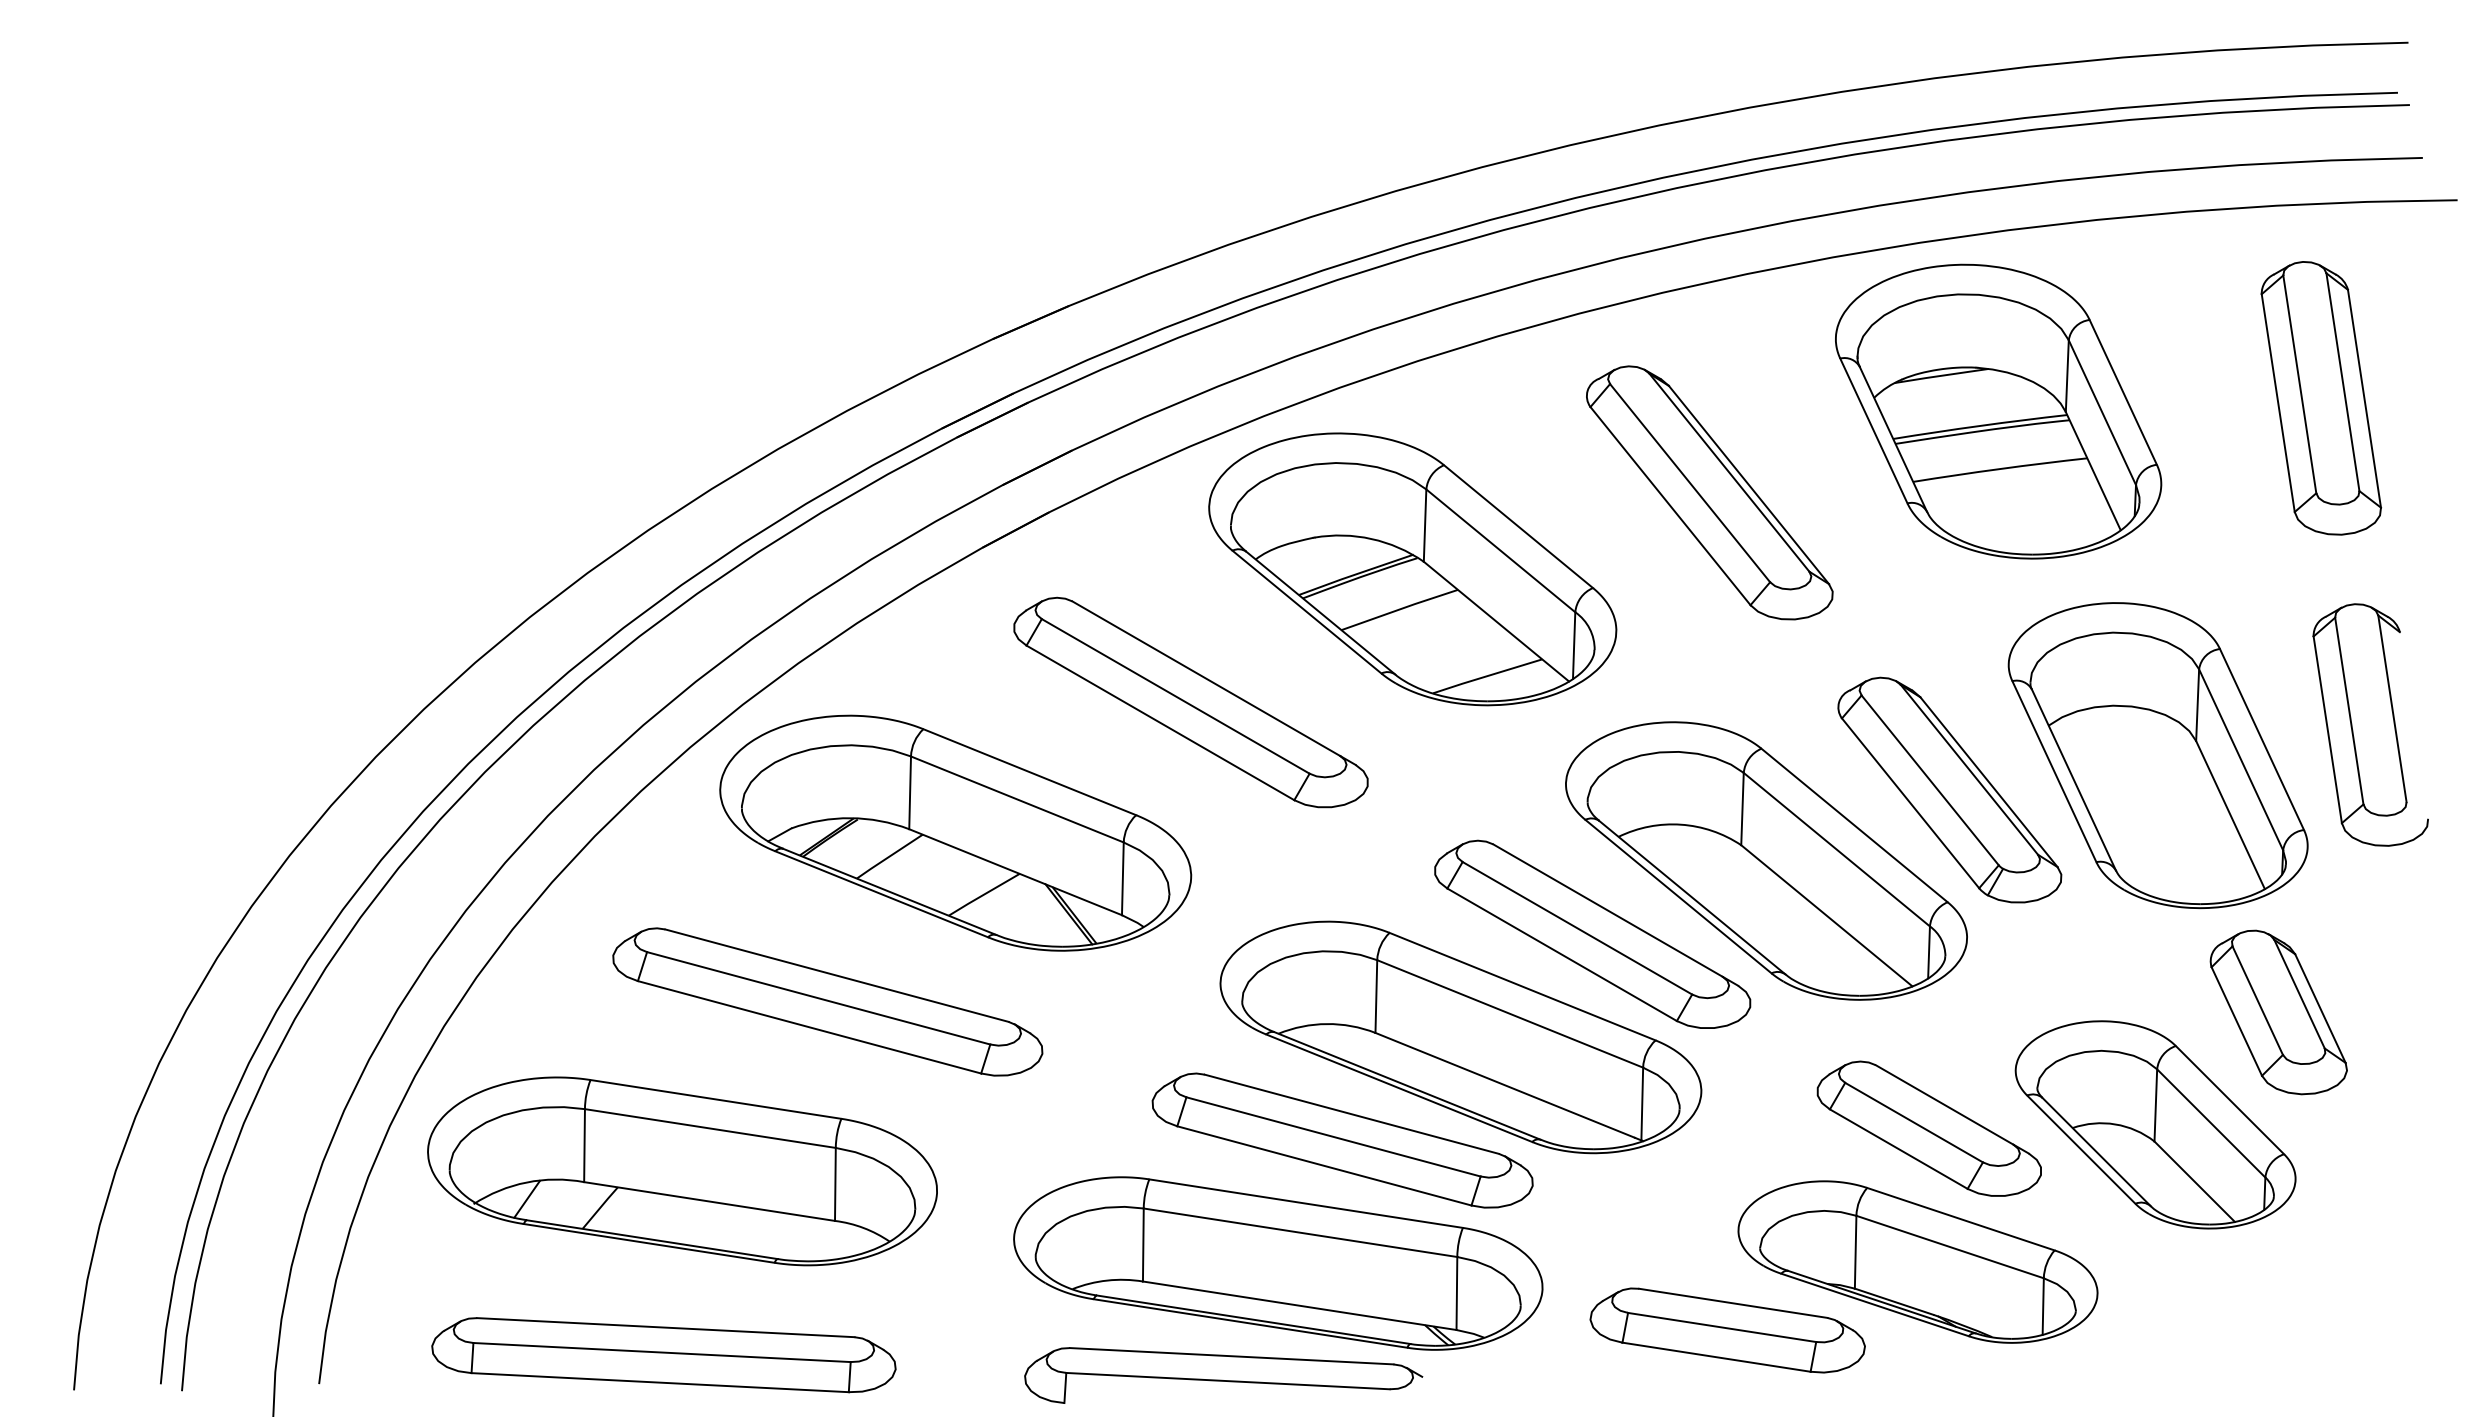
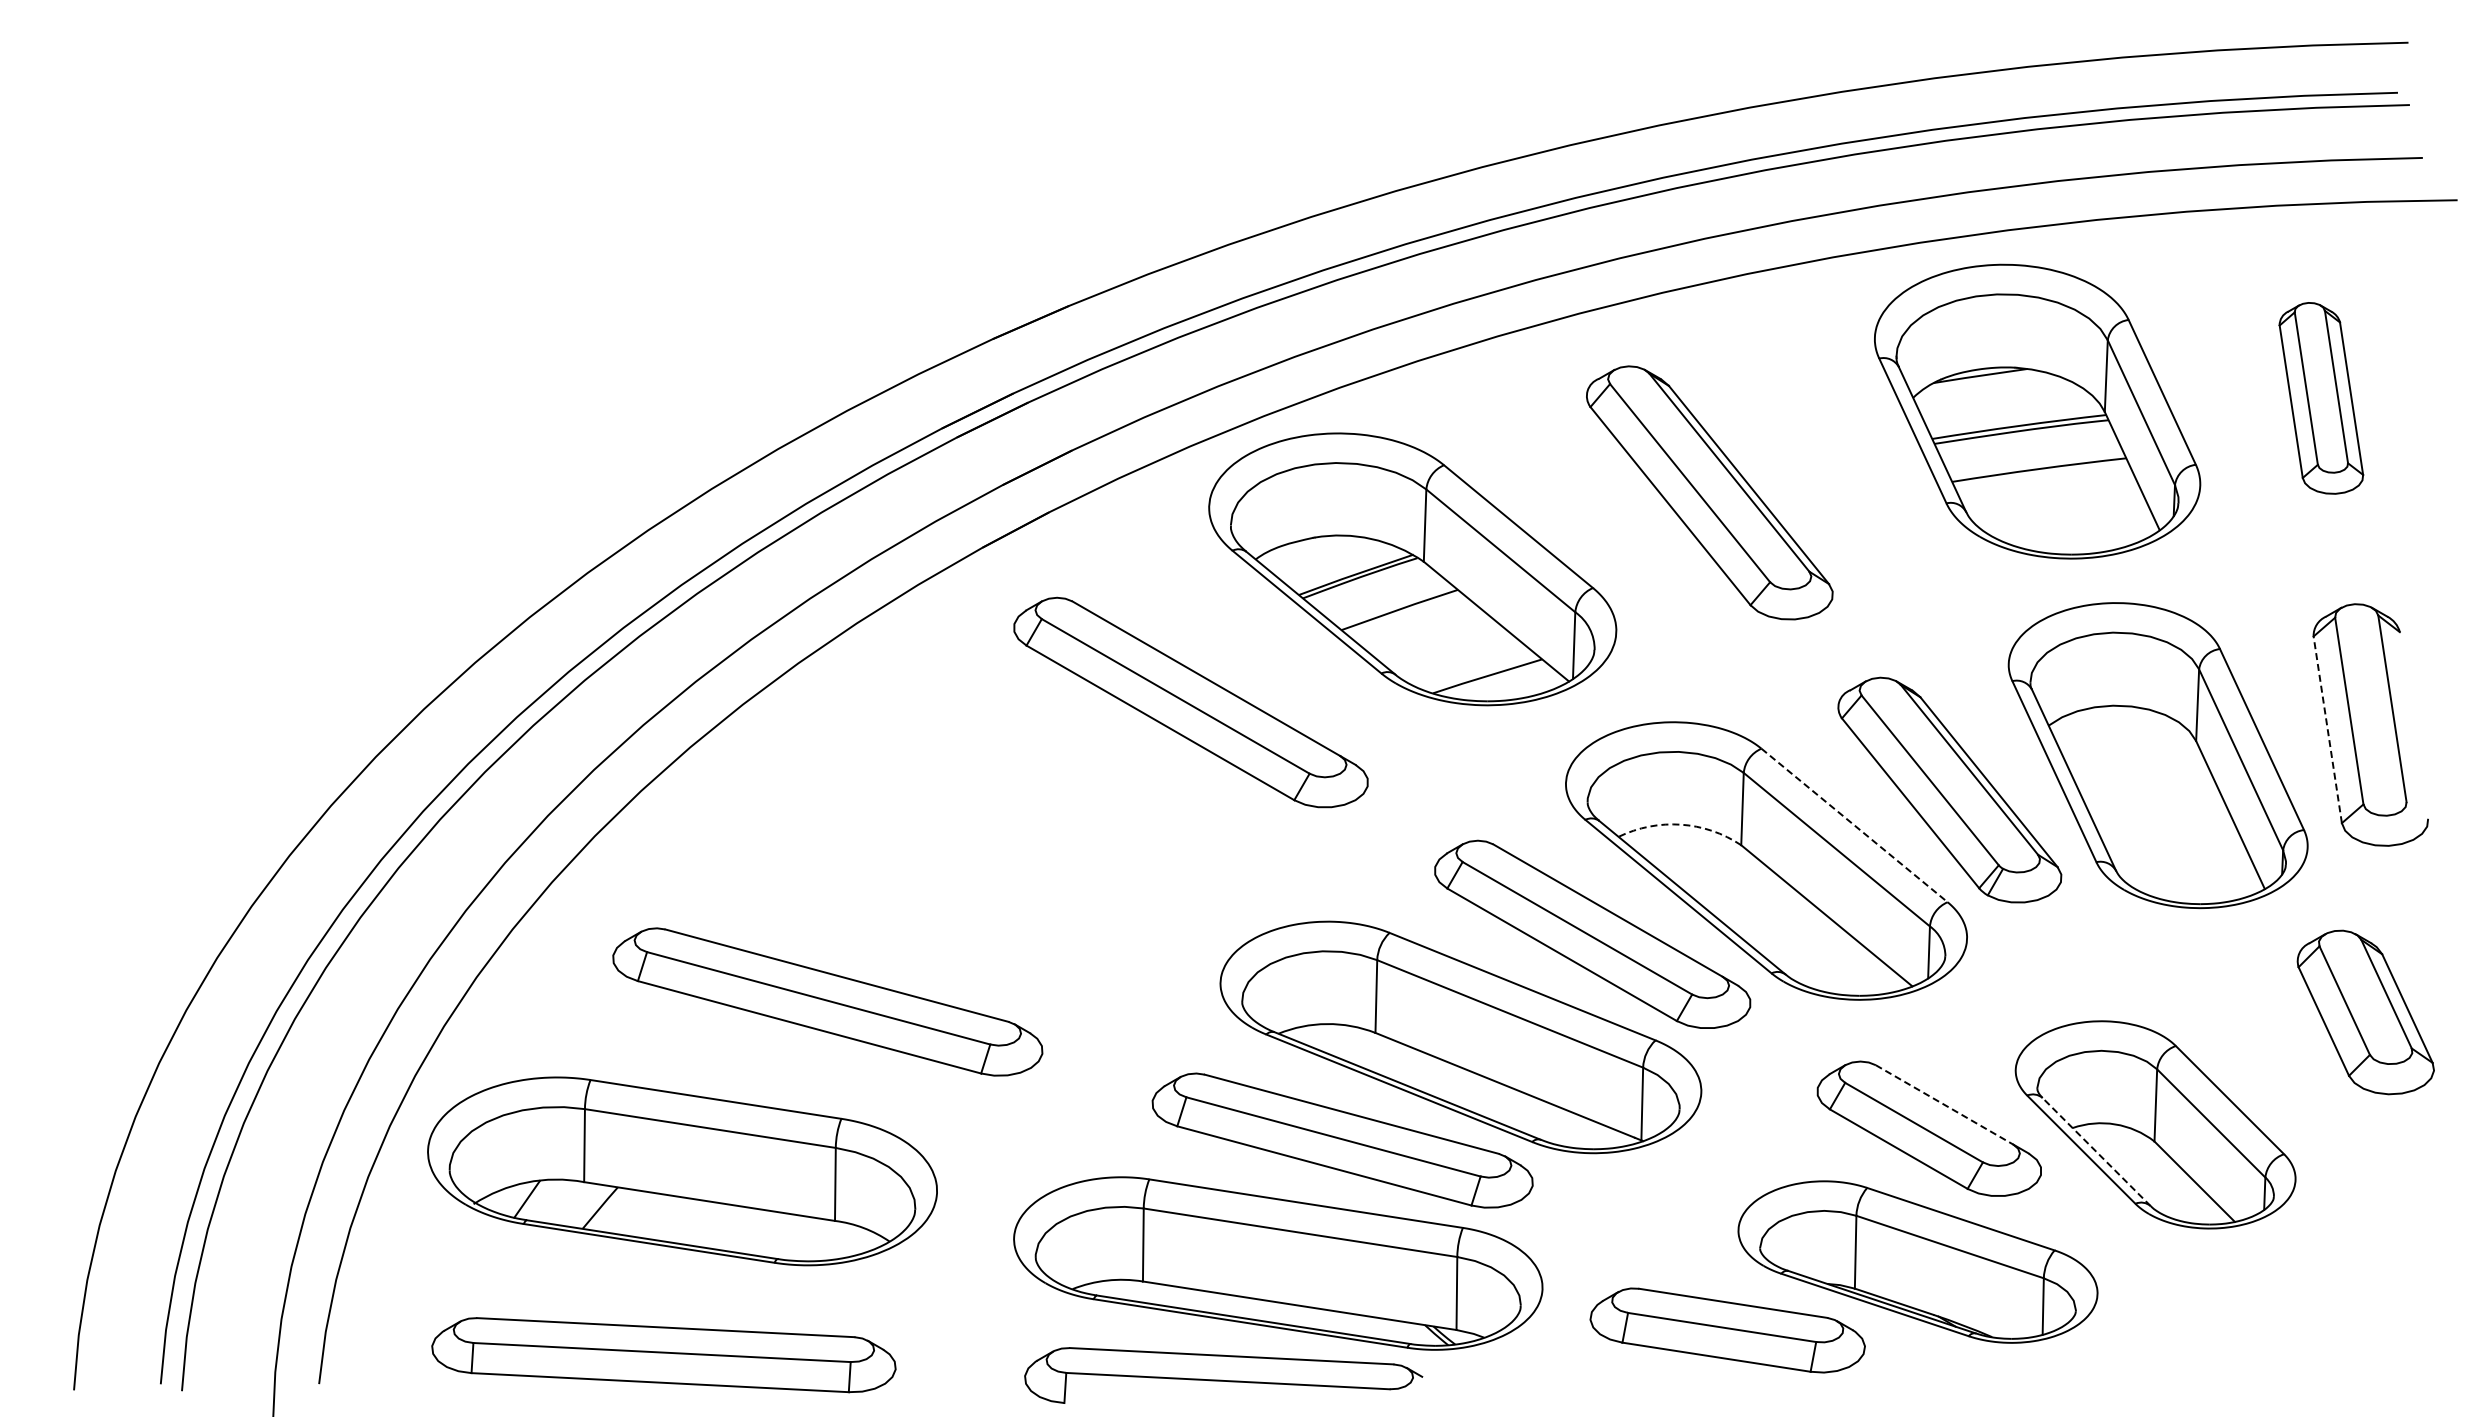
part size: 123x275 px -> 87x193 px (2321, 398)
part position: (1998, 411) -> (2037, 411) (2037, 411)
line: solid -> dashed (2327, 729)
arc: solid -> dashed (1681, 824)
line: solid -> dashed (1854, 825)
part: present -> none (955, 832)
part position: (2278, 1012) -> (2365, 1012) (2365, 1012)
line: solid -> dashed (1944, 1104)
line: solid -> dashed (2096, 1152)
